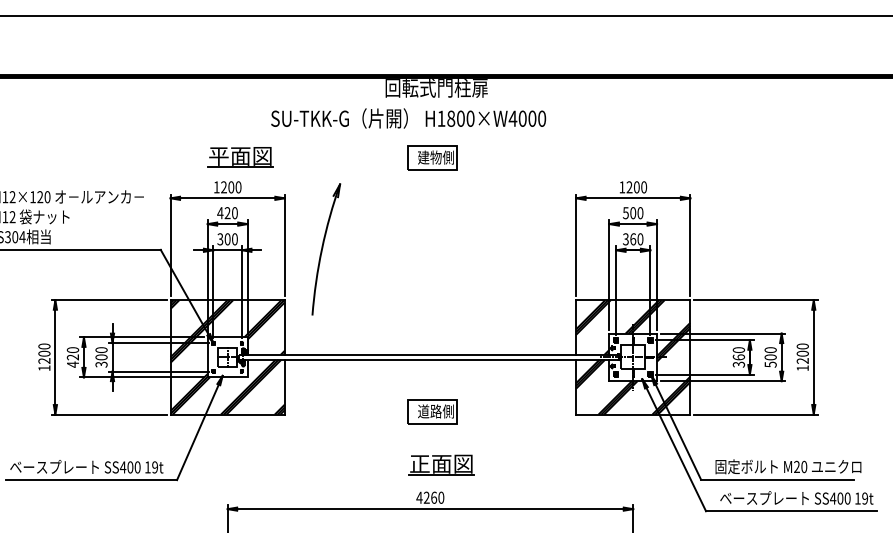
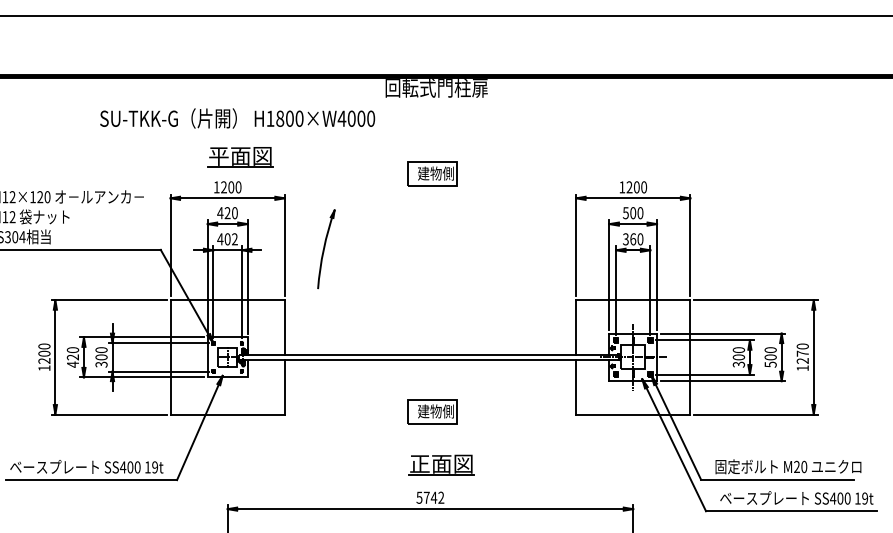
text position: (408, 118) -> (237, 118) (237, 118)
part position: (432, 157) -> (432, 173) (432, 173)
text: 300 -> 402 (227, 239)
part size: 31x133 px -> 19x81 px (326, 249)
text: 1200 -> 1270 (802, 353)
hatch: present -> none (227, 357)
hatch: present -> none (633, 357)
text: 360 -> 300 (738, 357)
text: 道路側 -> 建物側 (429, 411)
text: 4260 -> 5742 (430, 497)
